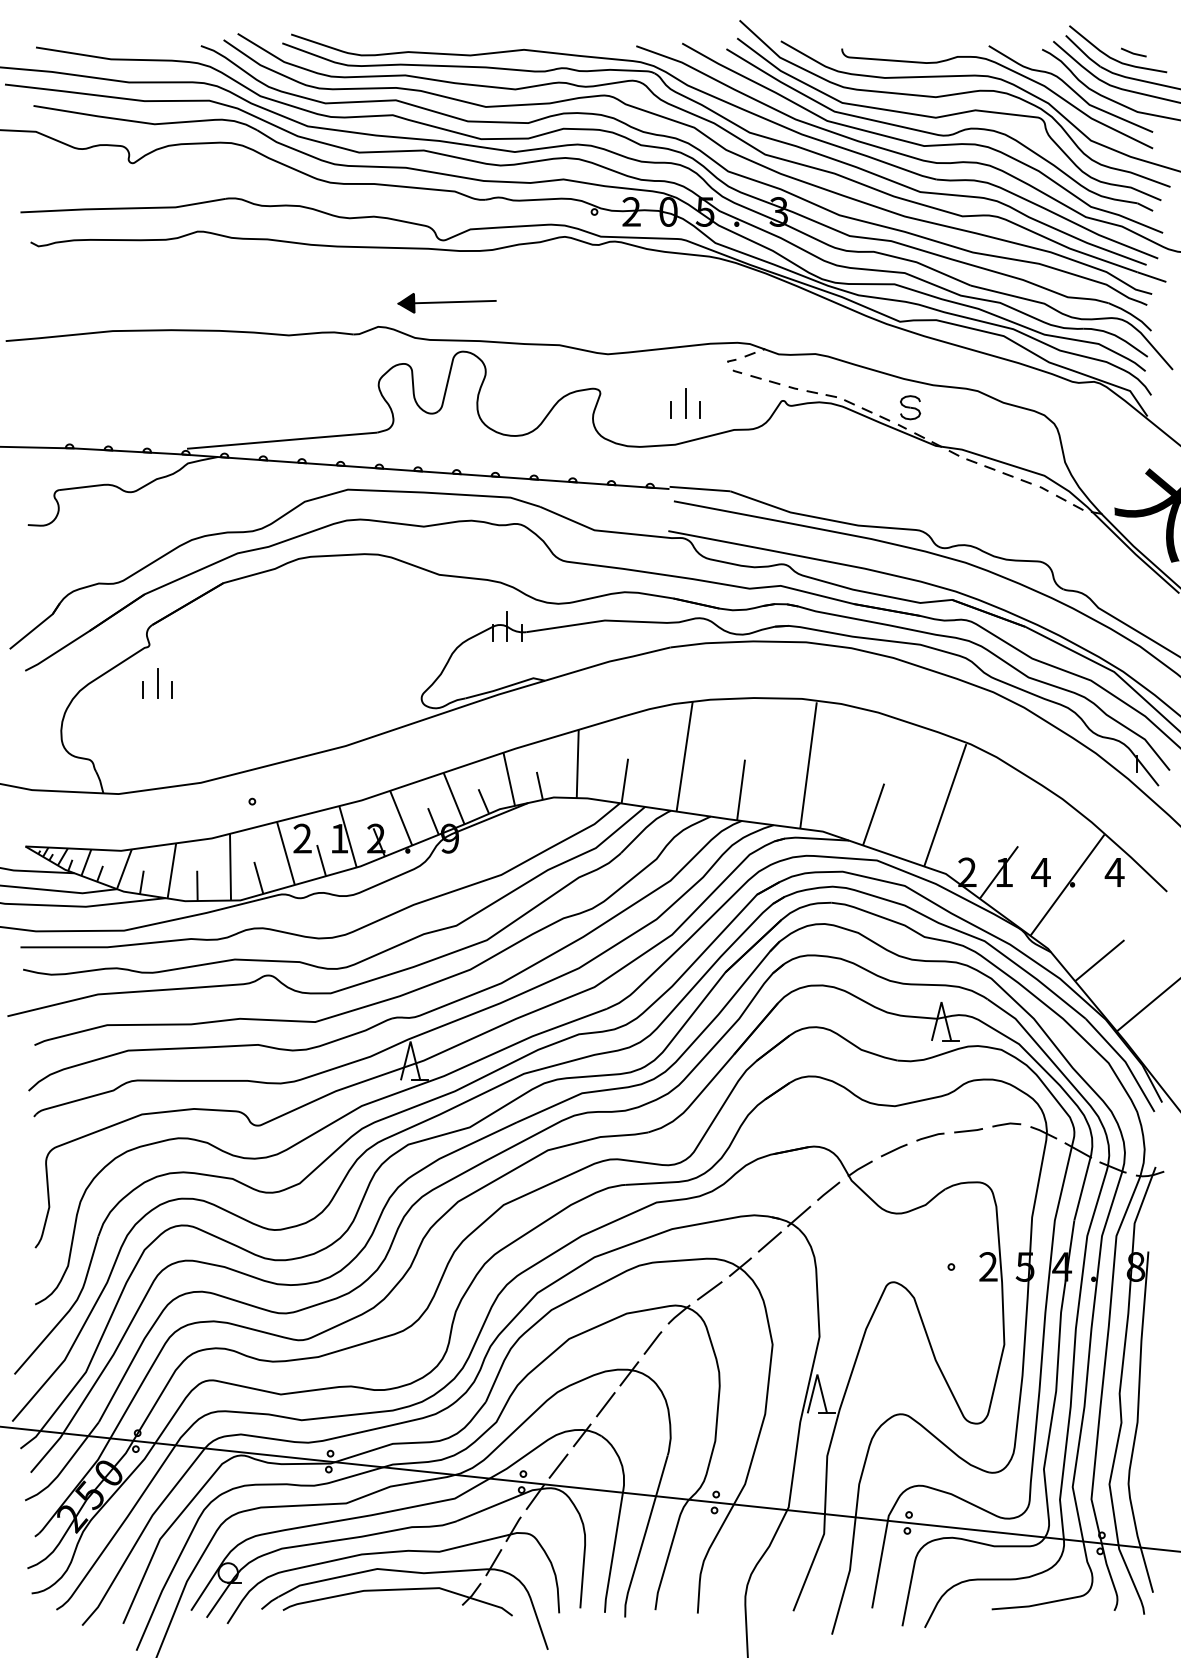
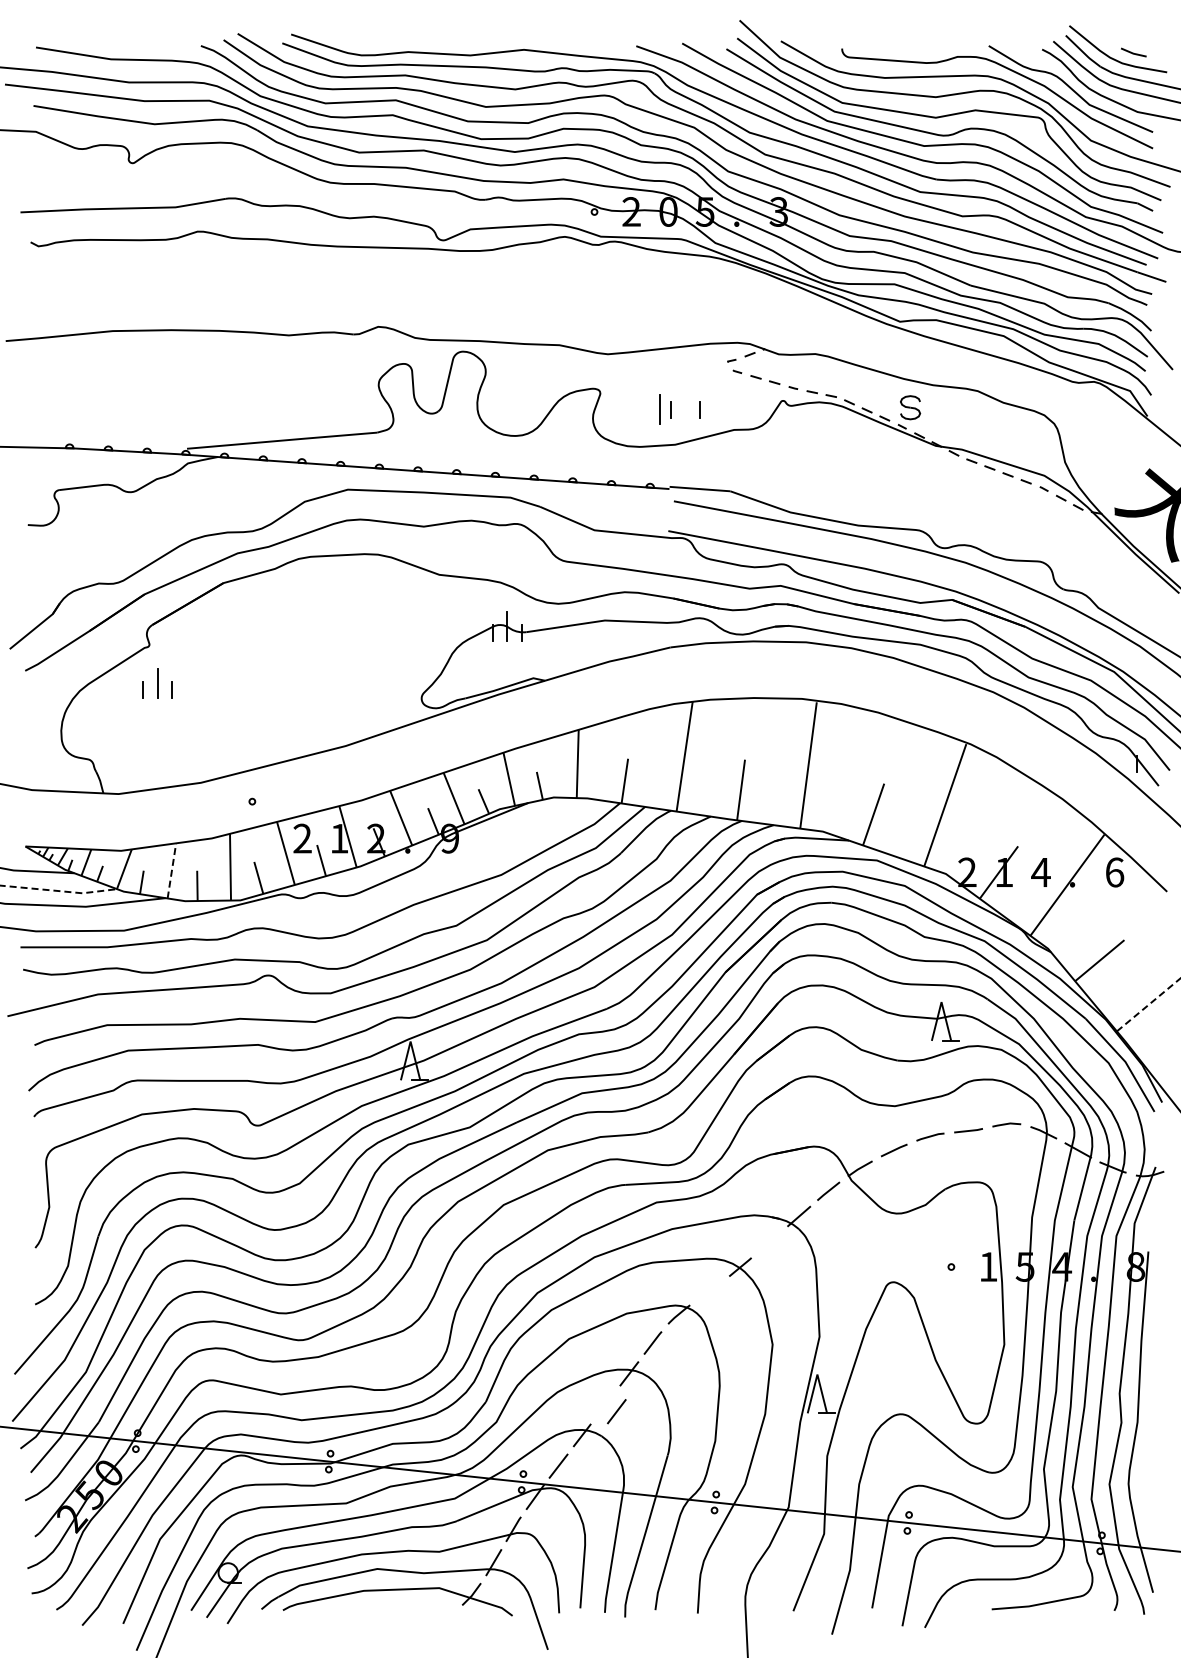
part: present -> none (446, 303)
line position: (685, 403) -> (659, 409) (659, 409)
line: solid -> dashed (171, 870)
text: 4 -> 6 (1114, 872)
line: solid -> dashed (59, 891)
line: solid -> dashed (1149, 1004)
line: present -> none (769, 1241)
text: 2 -> 1 (988, 1266)
line: present -> none (709, 1290)
line position: (605, 1404) -> (616, 1411) (616, 1411)
